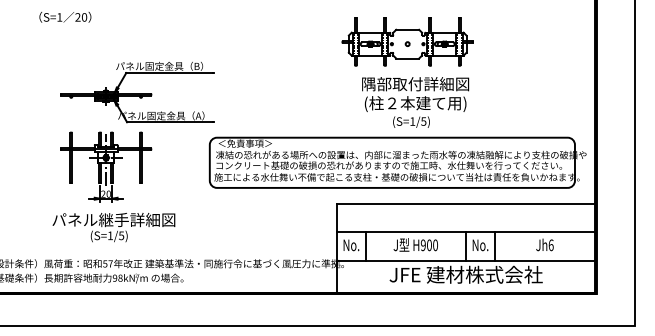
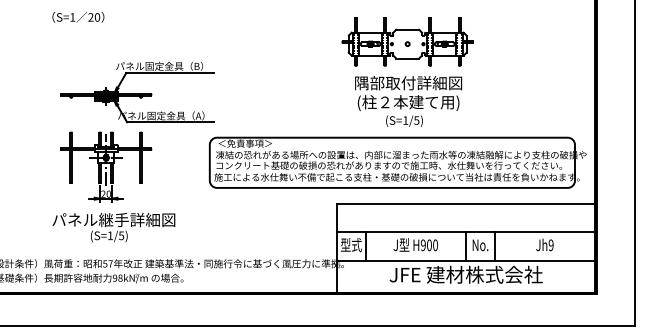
text position: (65, 17) -> (78, 17) (78, 17)
text position: (415, 102) -> (408, 101) (408, 101)
text: No. -> 型式 (351, 245)
text: Jh6 -> Jh9 (550, 245)
